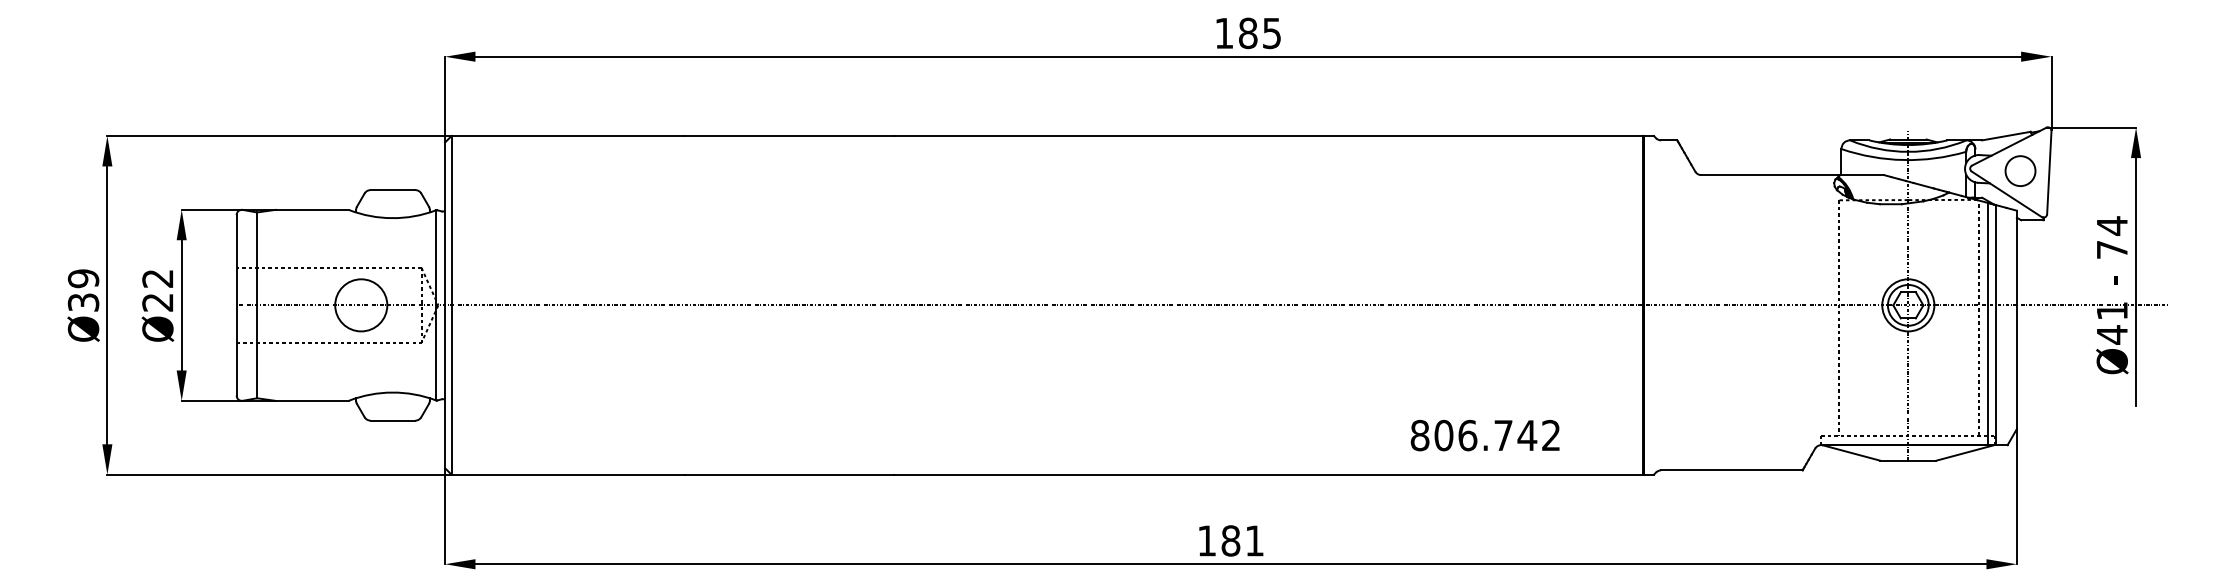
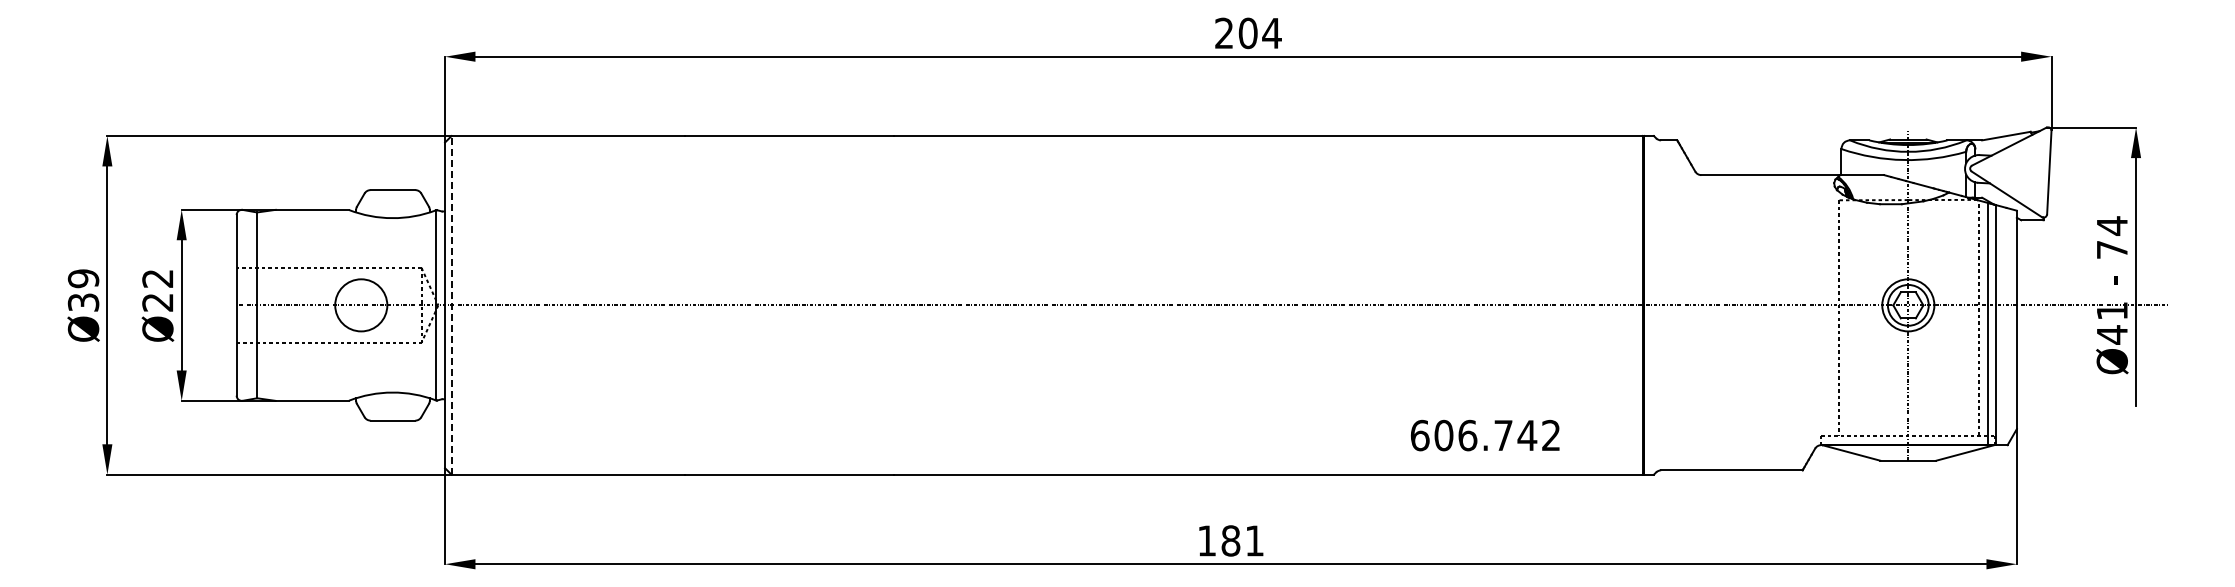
text: 185 -> 204 (1248, 33)
circle: present -> none (2020, 170)
line: solid -> dashed (451, 304)
text: 806.742 -> 606.742 (1419, 435)
